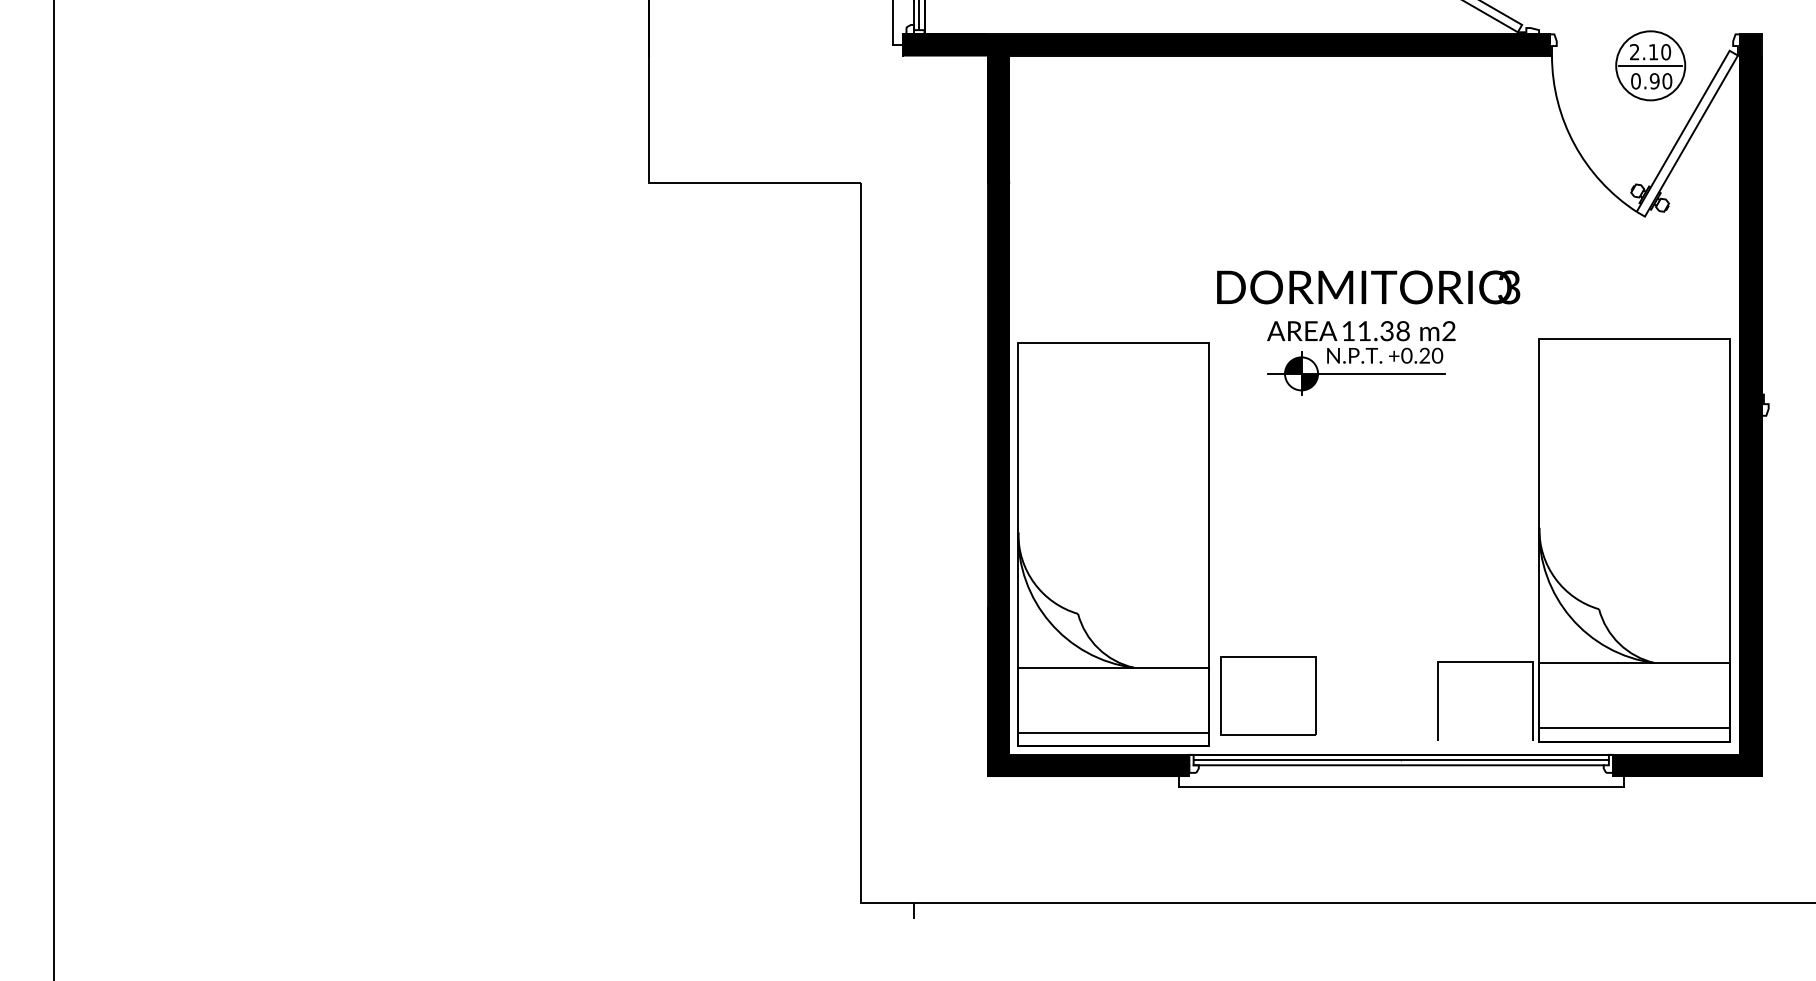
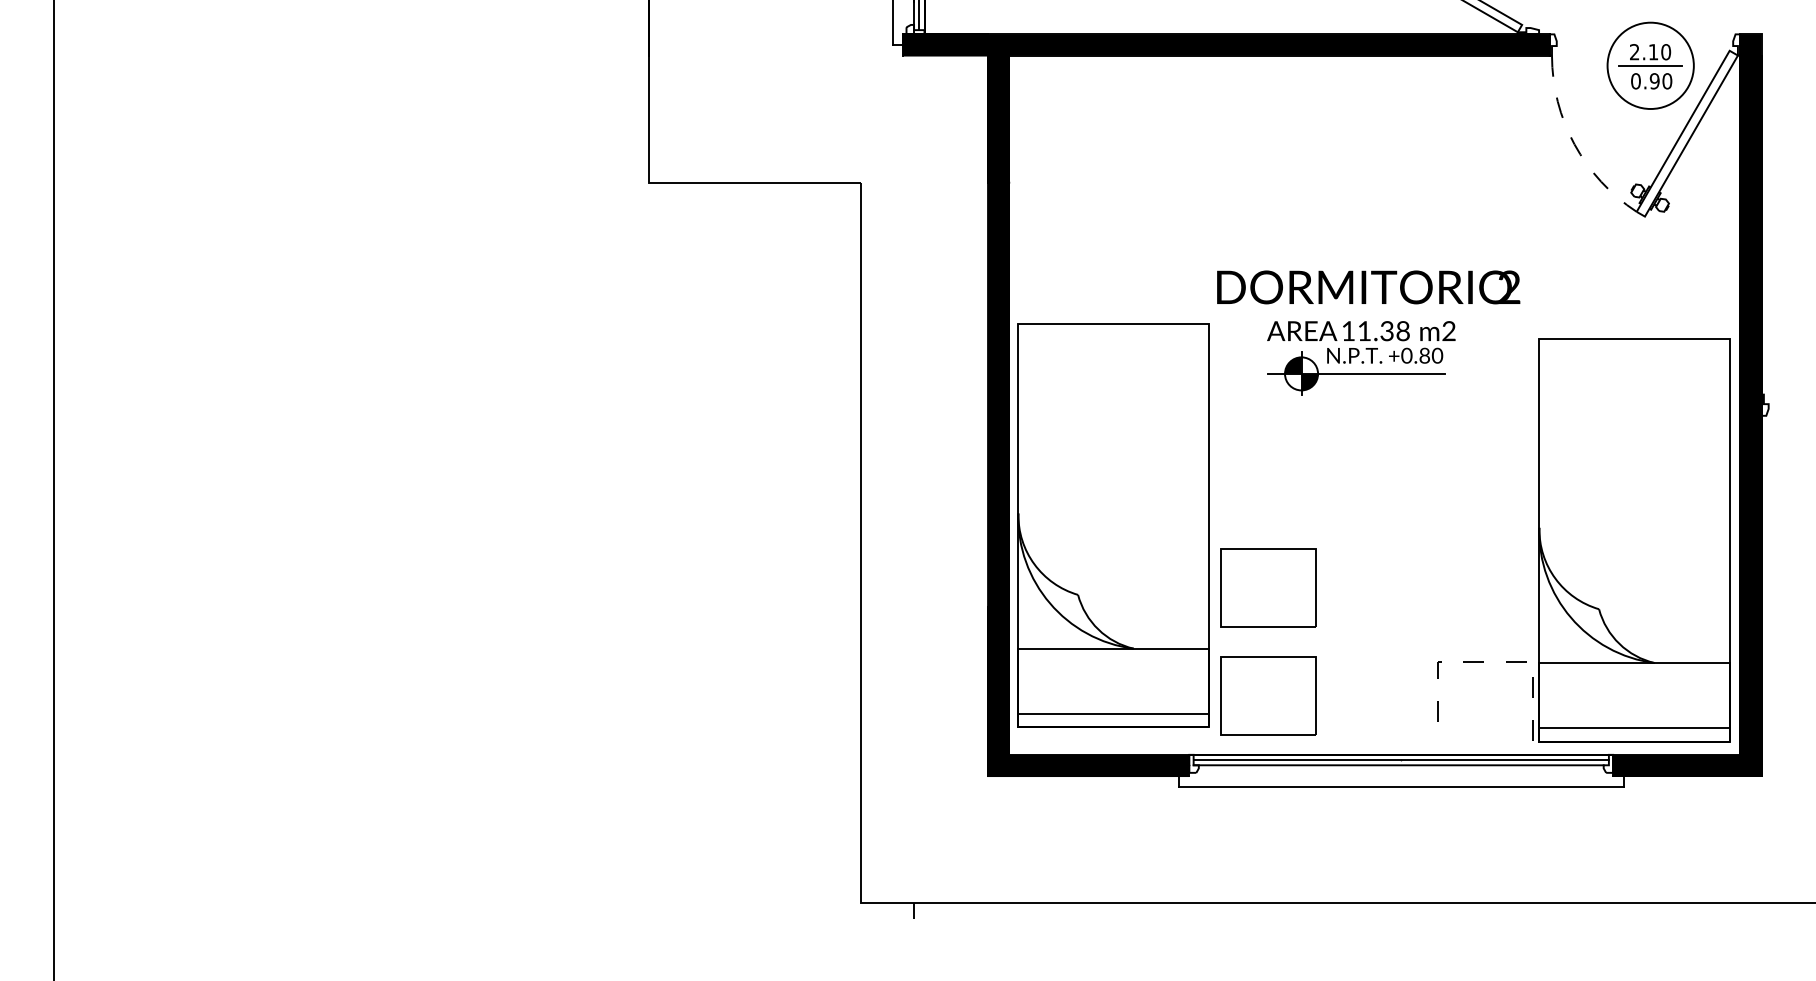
circle diameter: 69 px -> 86 px (1650, 65)
arc: solid -> dashed (1574, 144)
text: 3 -> 2 (1509, 288)
text: +0.20 -> +0.80 (1424, 356)
part position: (1113, 544) -> (1113, 525) (1113, 525)
part: none -> present (1268, 587)
line: solid -> dashed (1484, 662)
